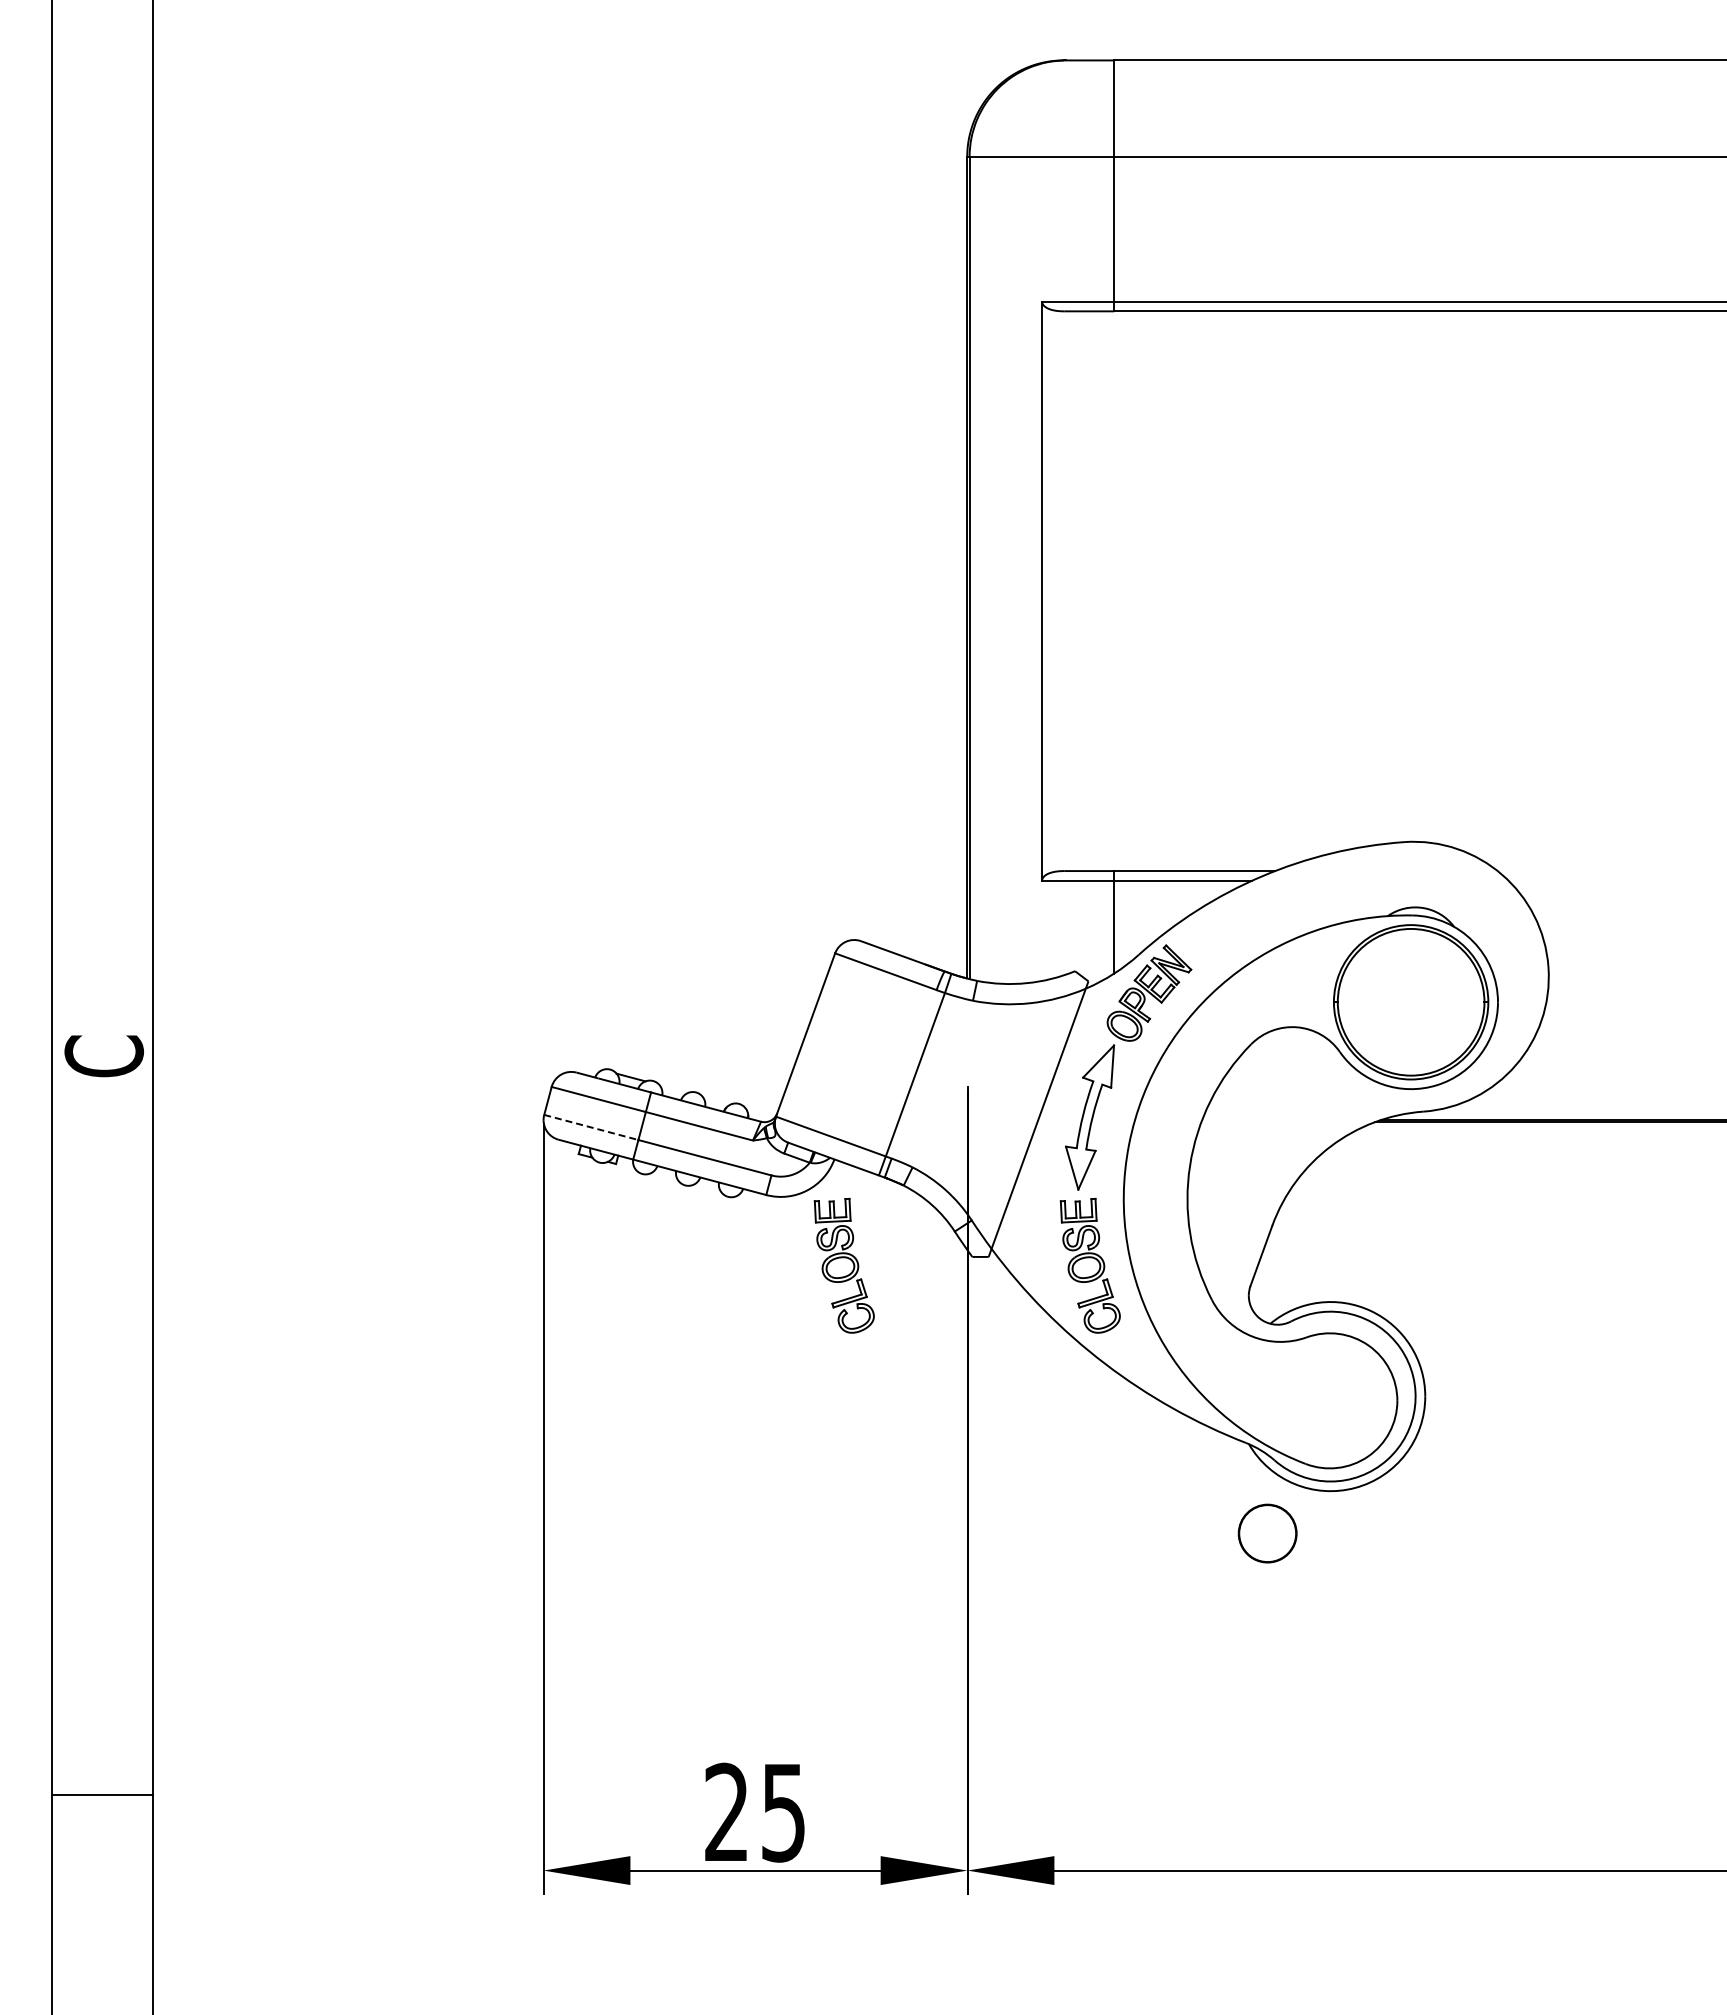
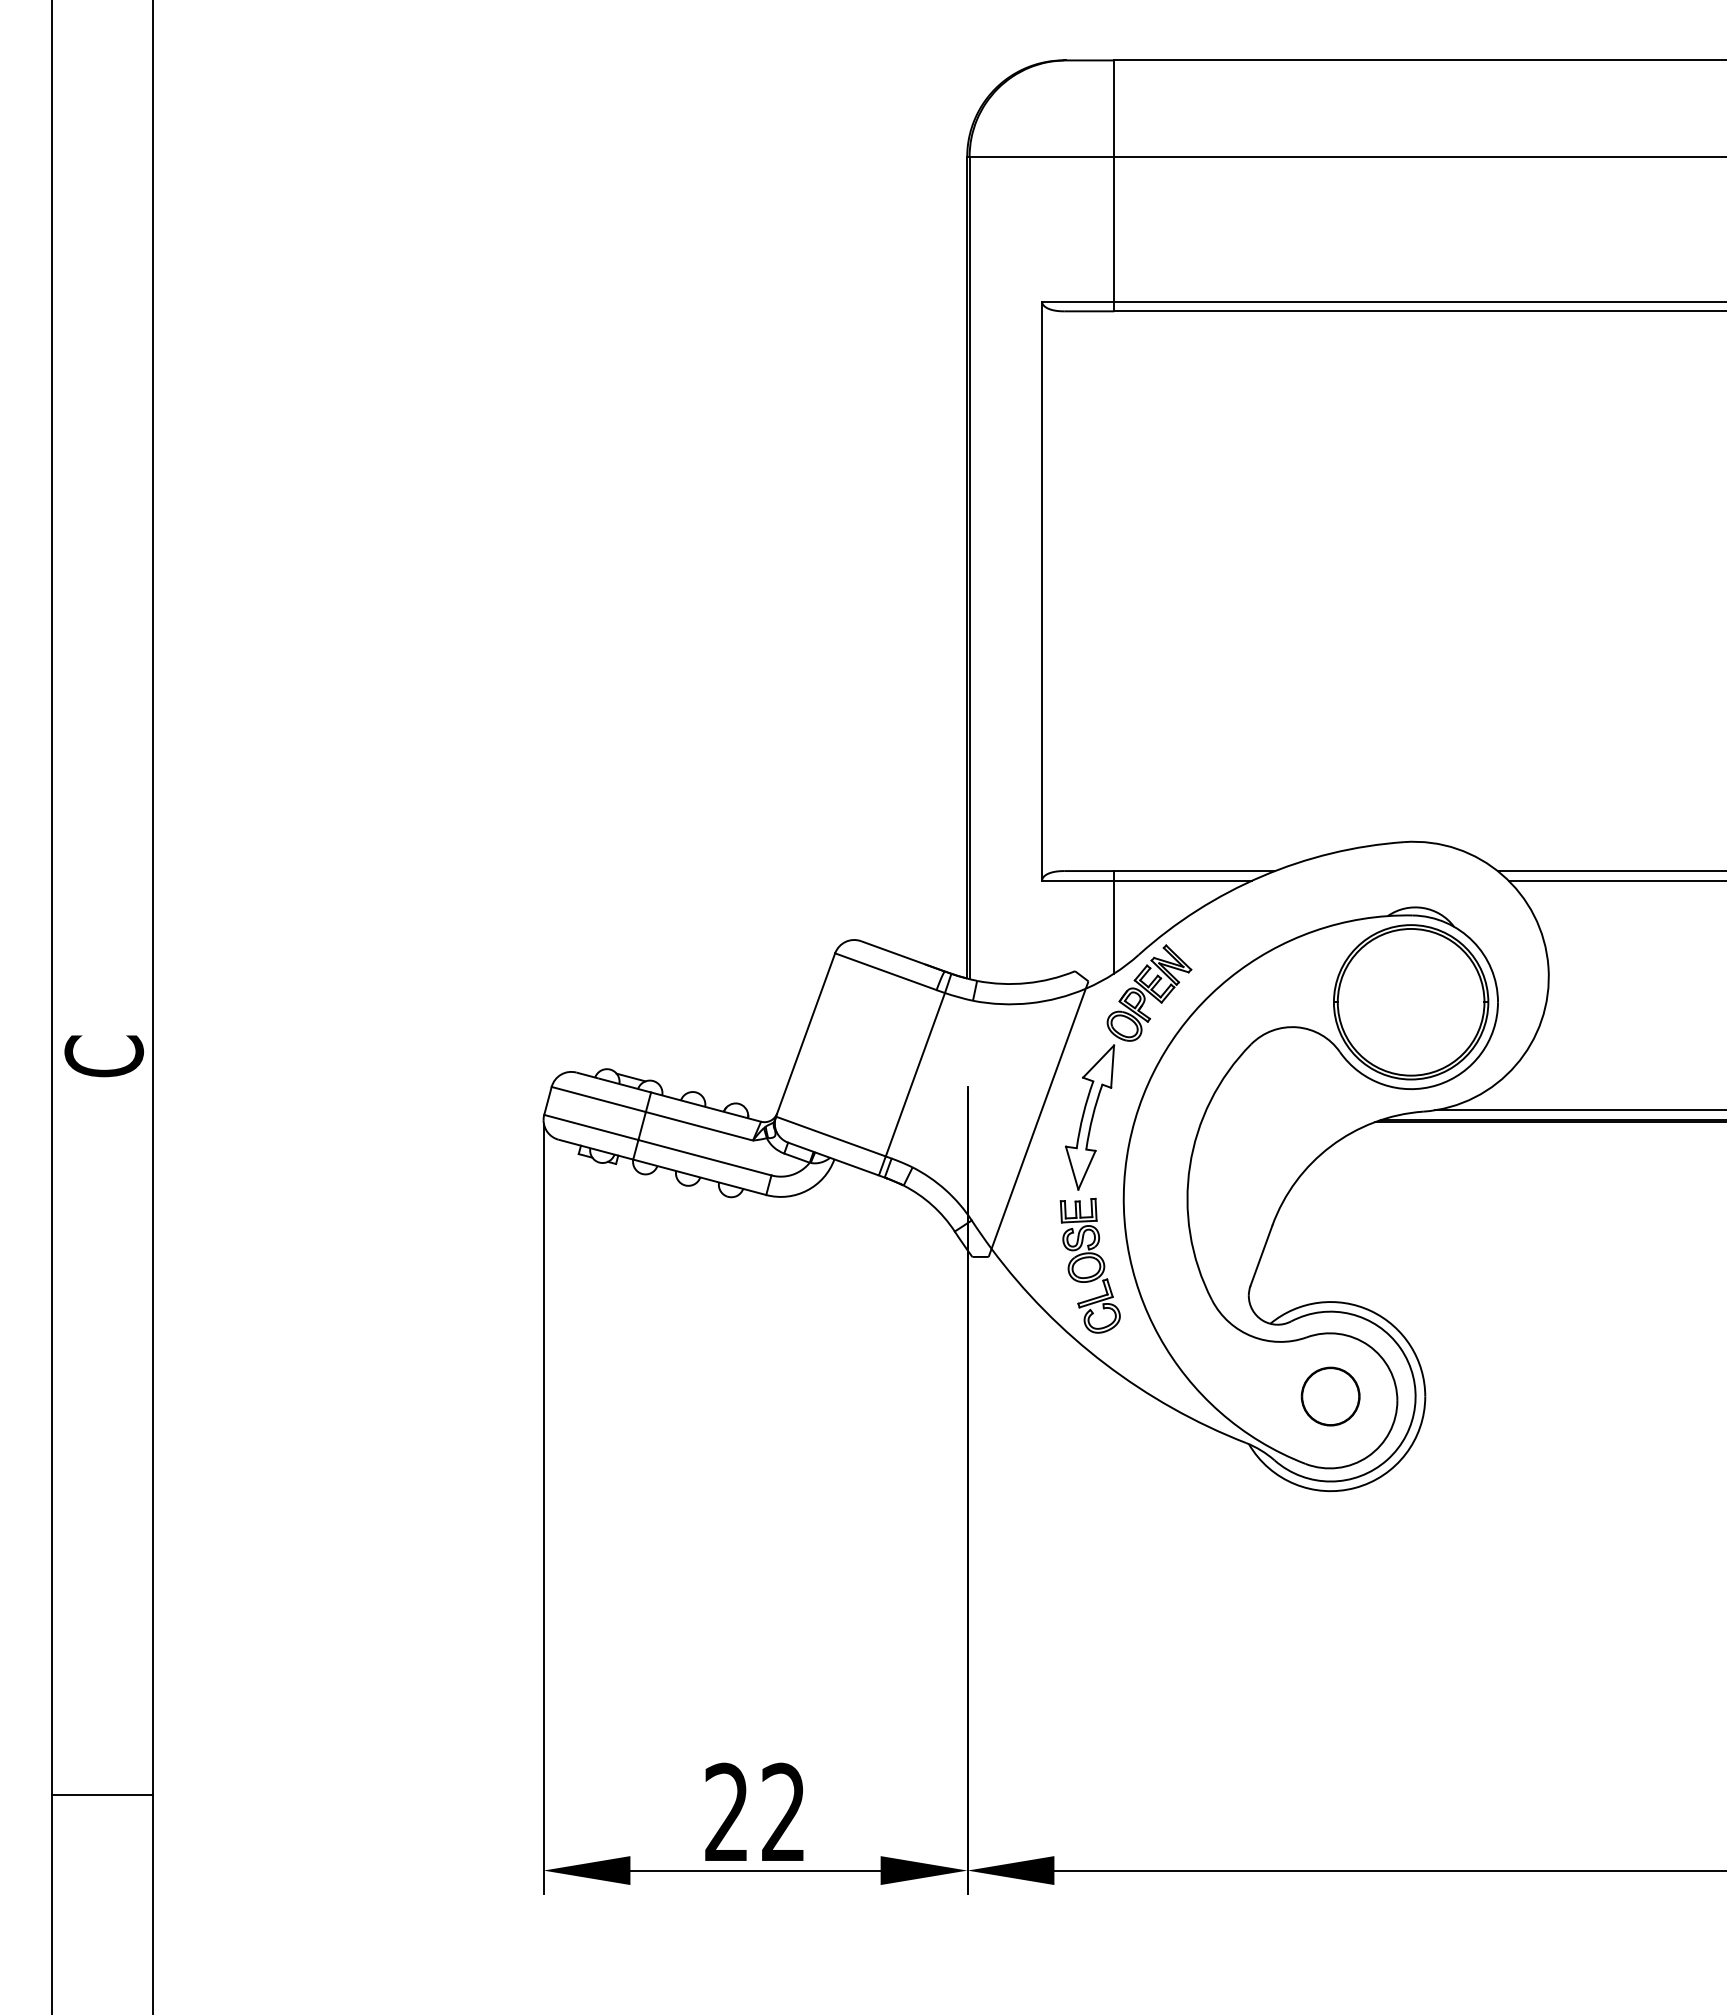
line: none -> present (1610, 871)
line: none -> present (1615, 880)
line: none -> present (1578, 1110)
line: dashed -> solid (591, 1127)
part: present -> none (843, 1265)
part position: (1267, 1533) -> (1330, 1396) (1330, 1396)
text: 25 -> 22 (783, 1812)
